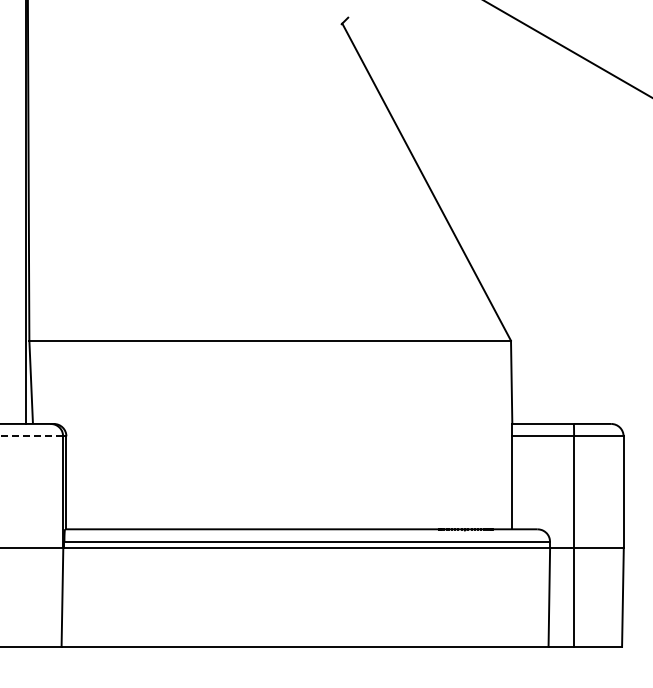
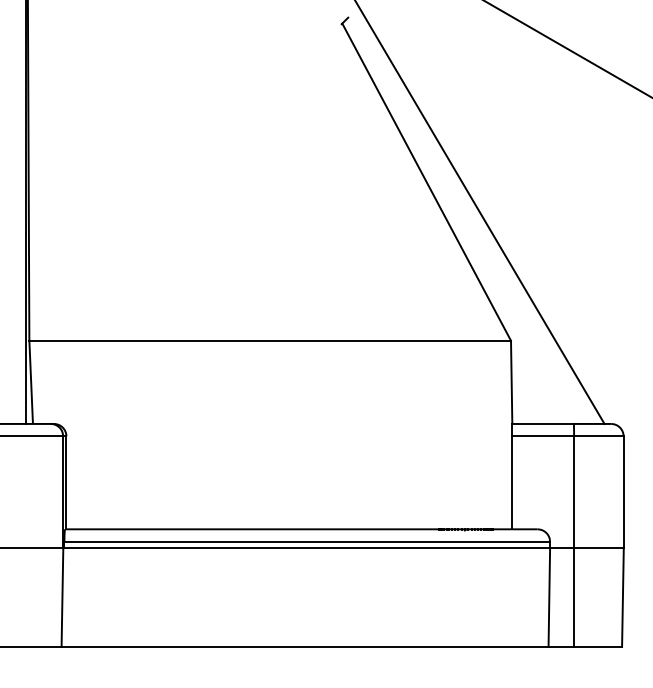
line: none -> present (480, 212)
line: dashed -> solid (31, 436)
